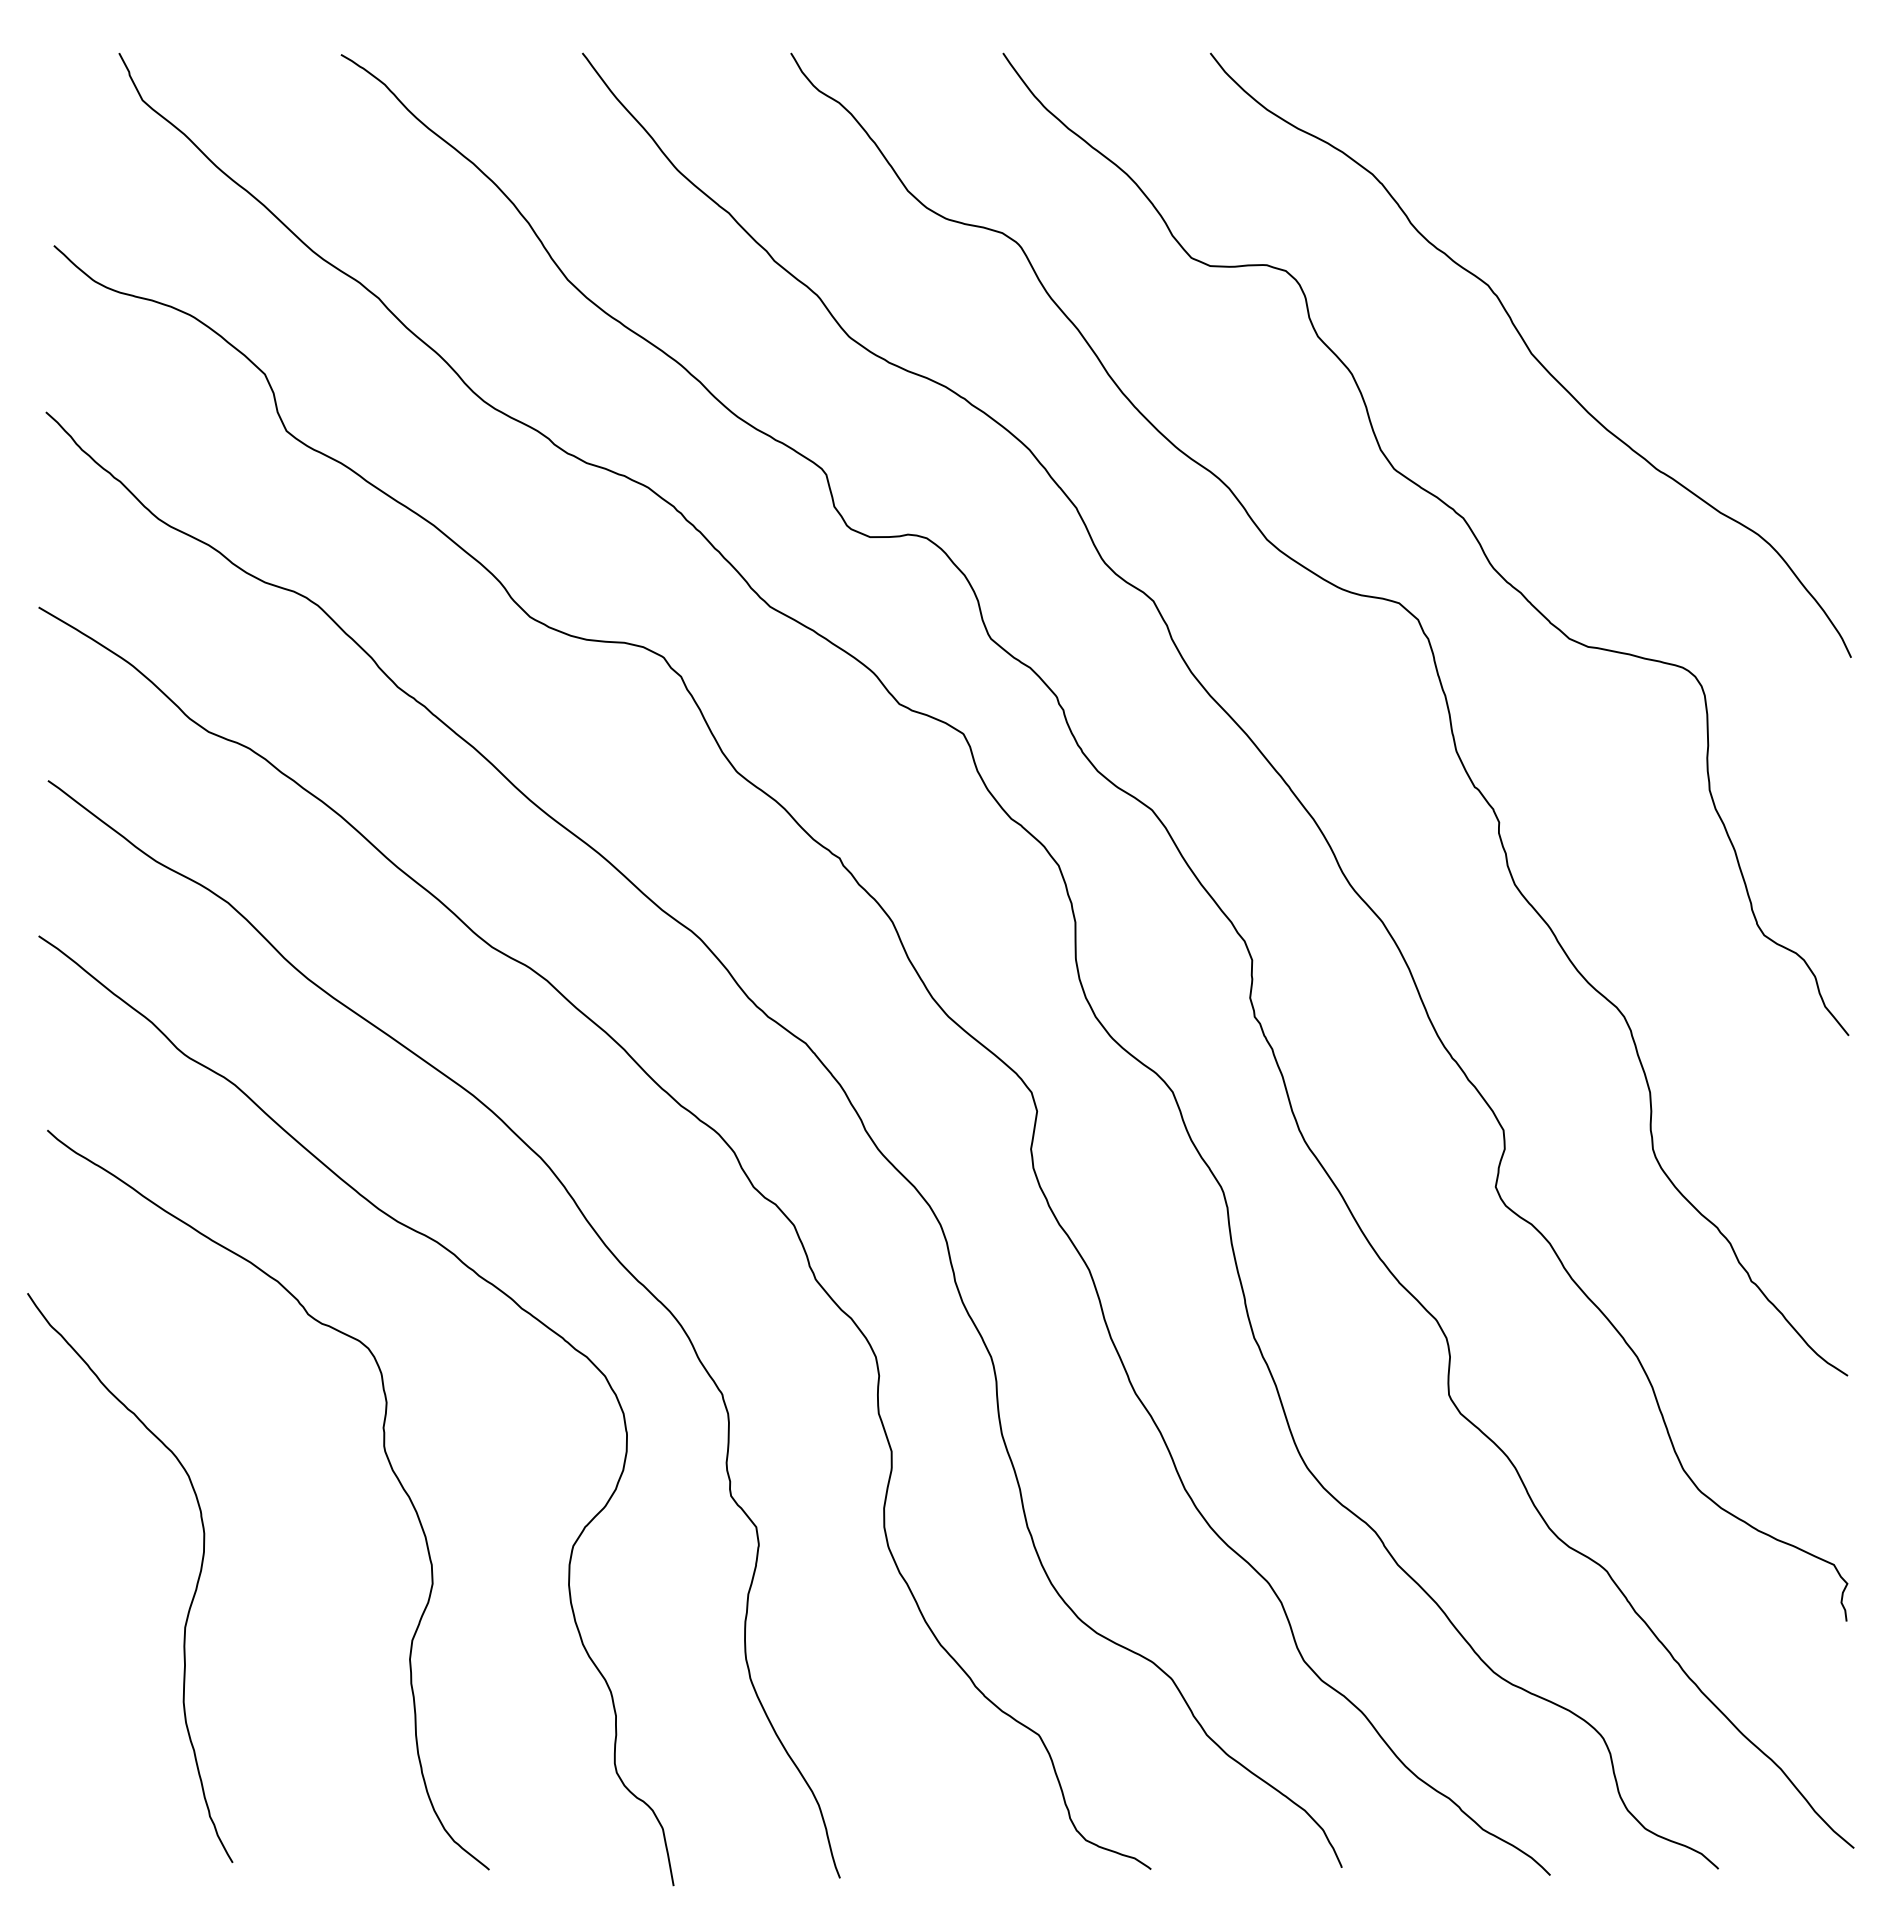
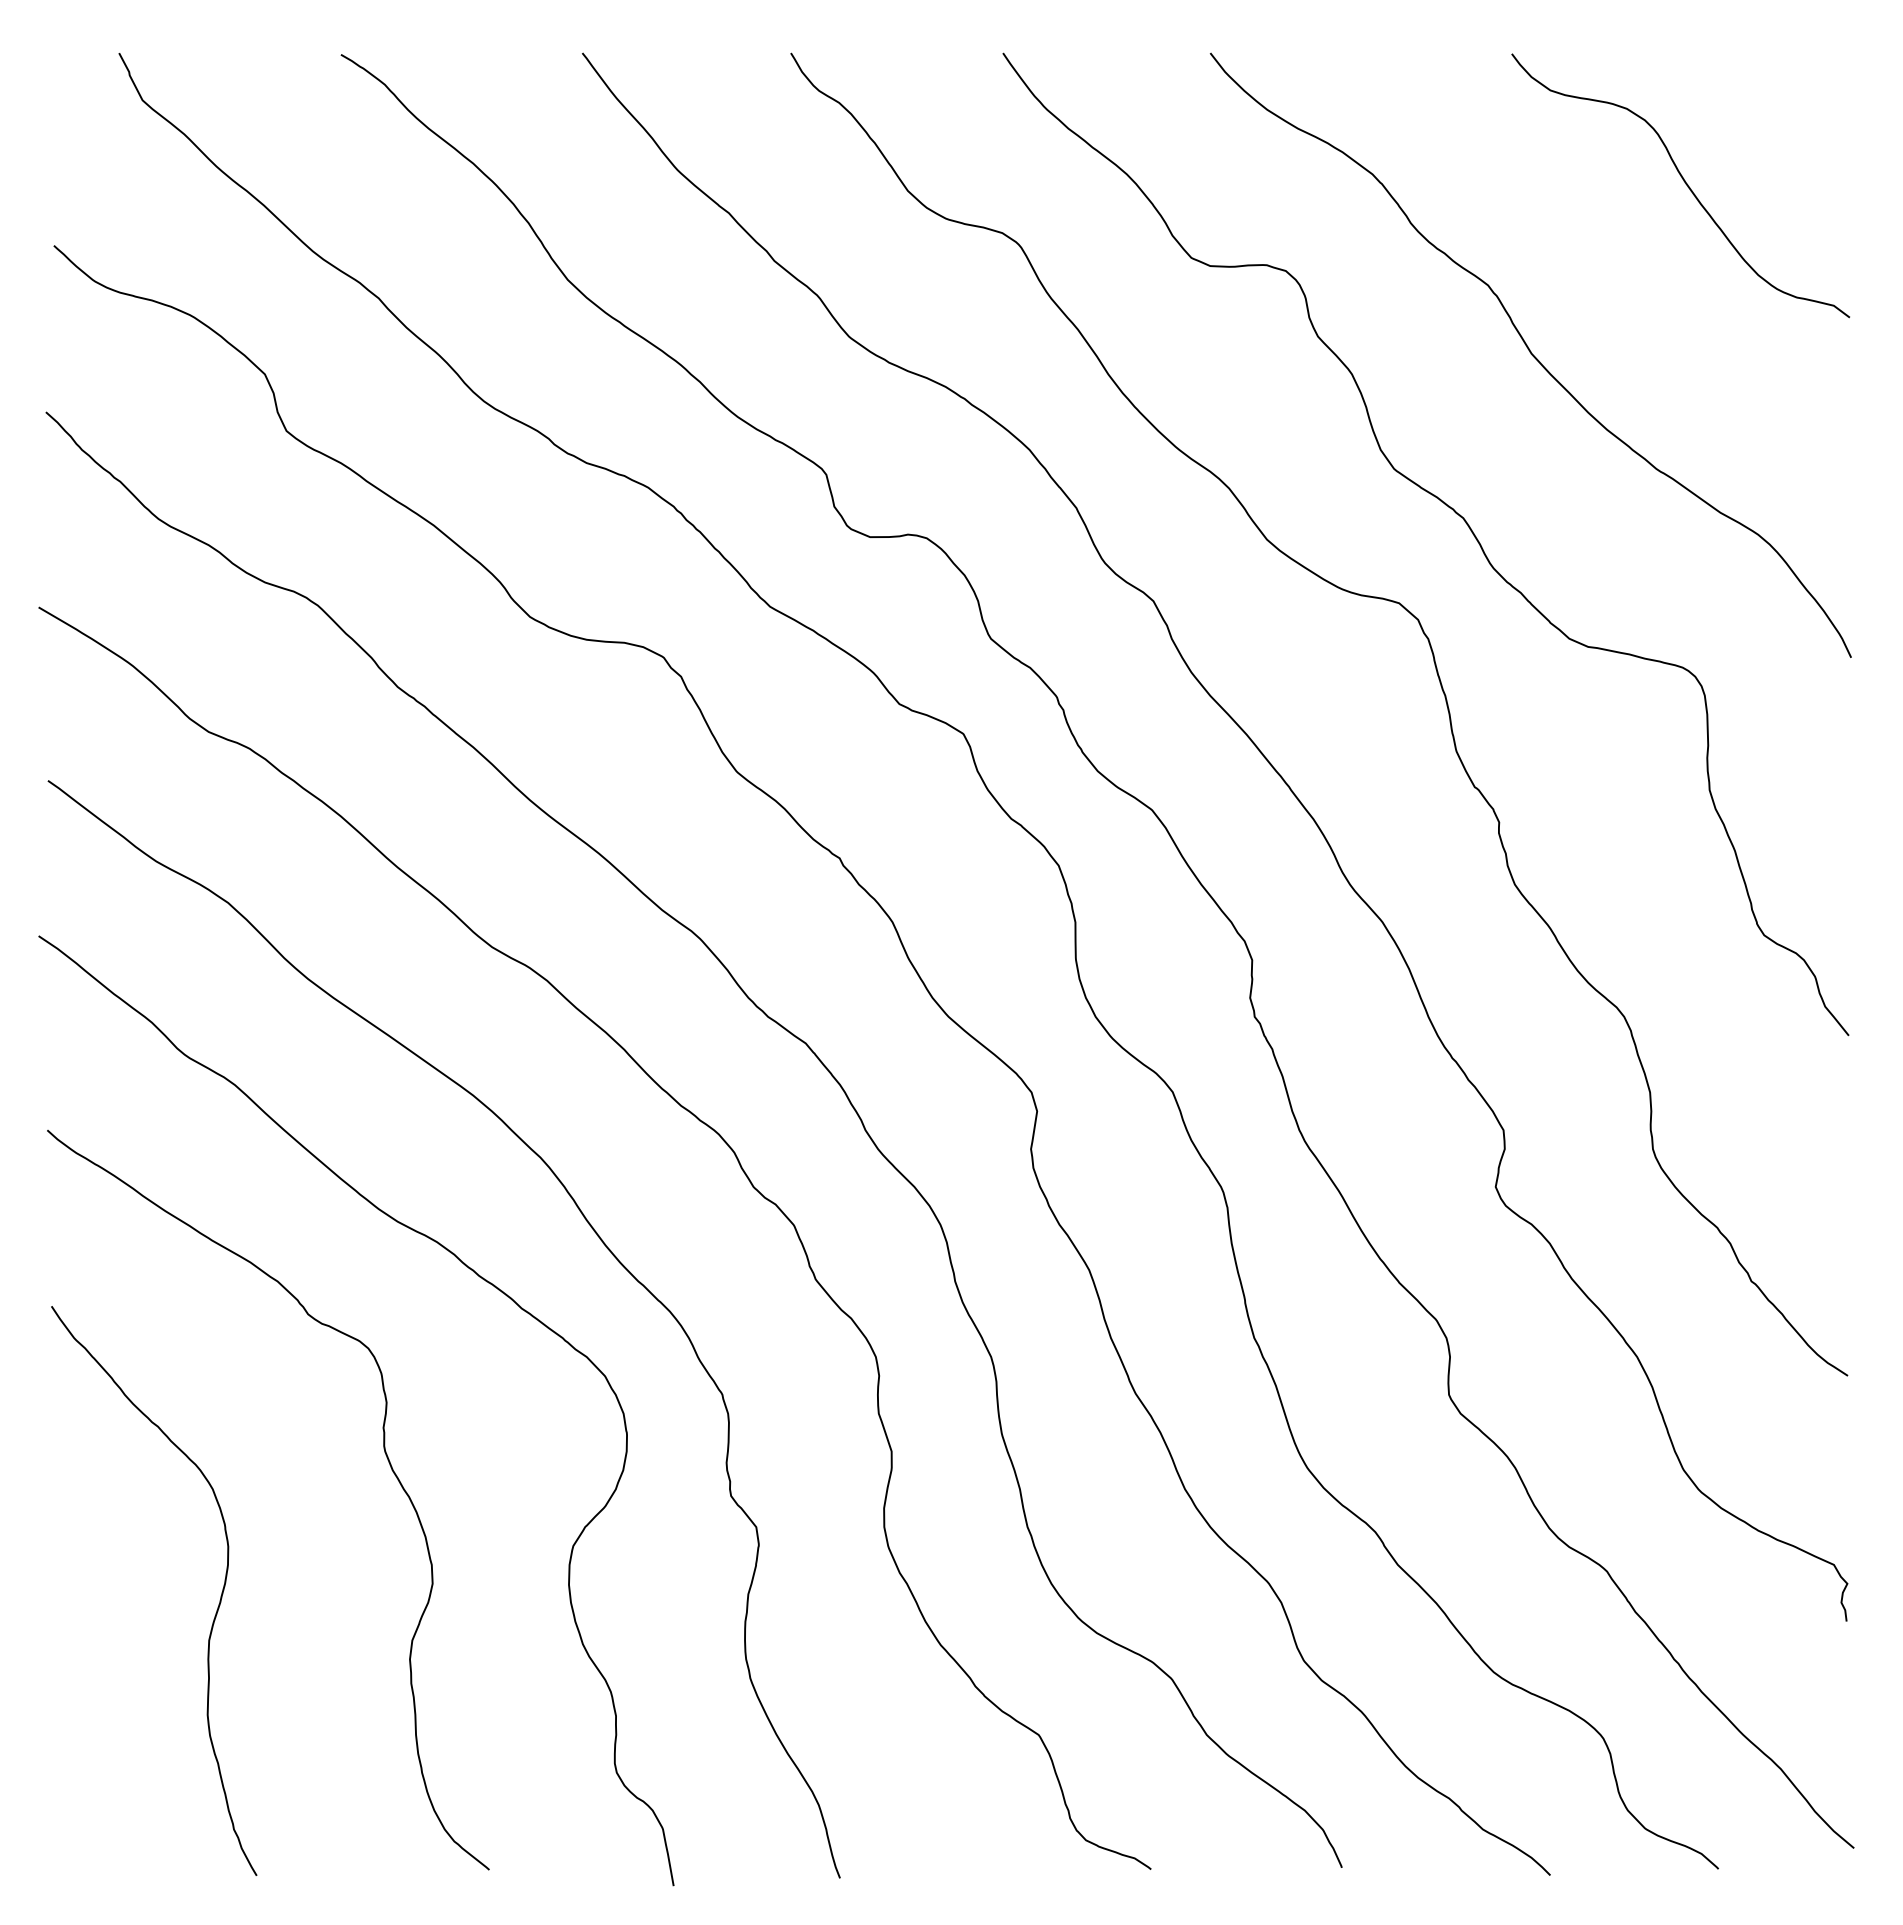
curve: none -> present (1683, 181)
curve position: (192, 1597) -> (216, 1610) (216, 1610)
